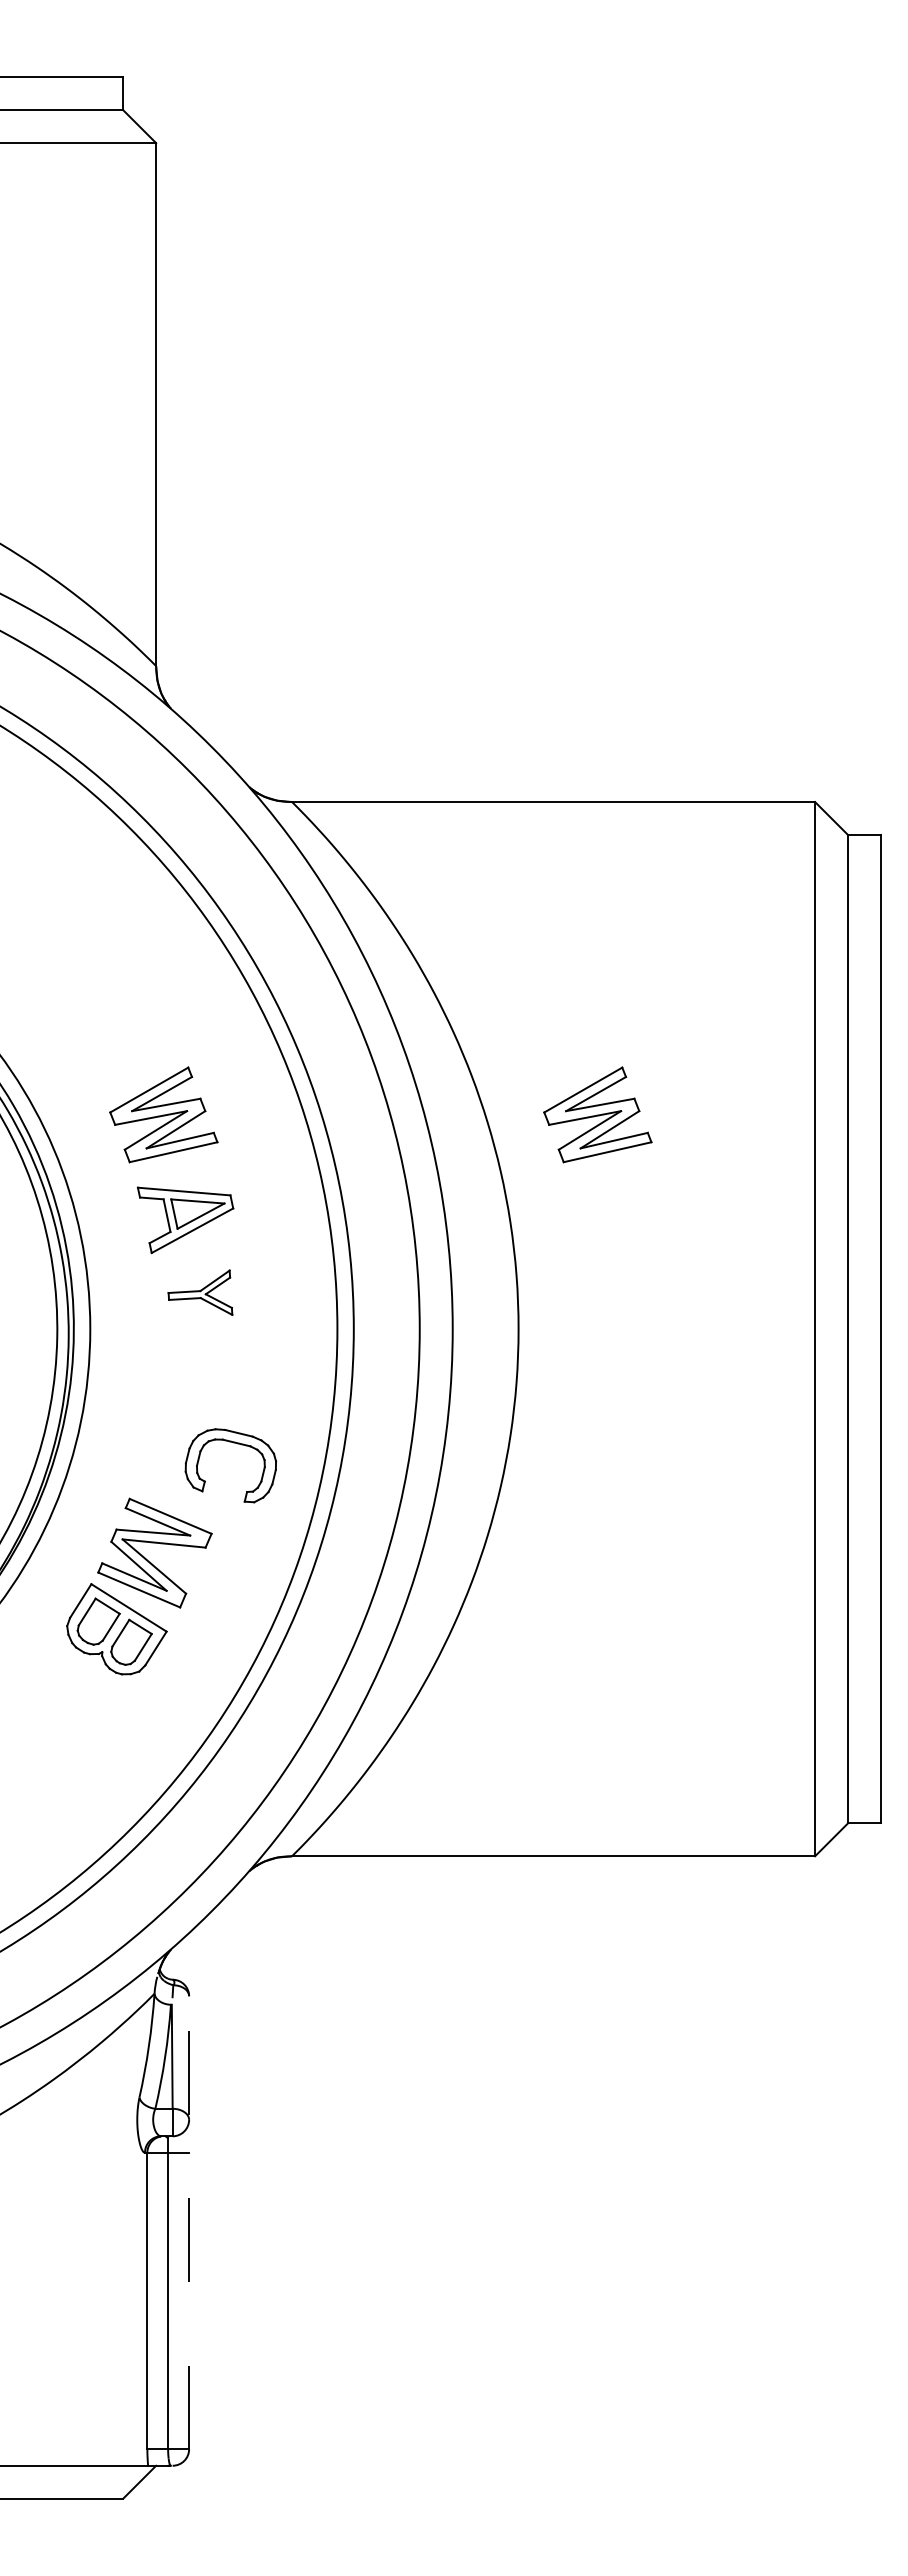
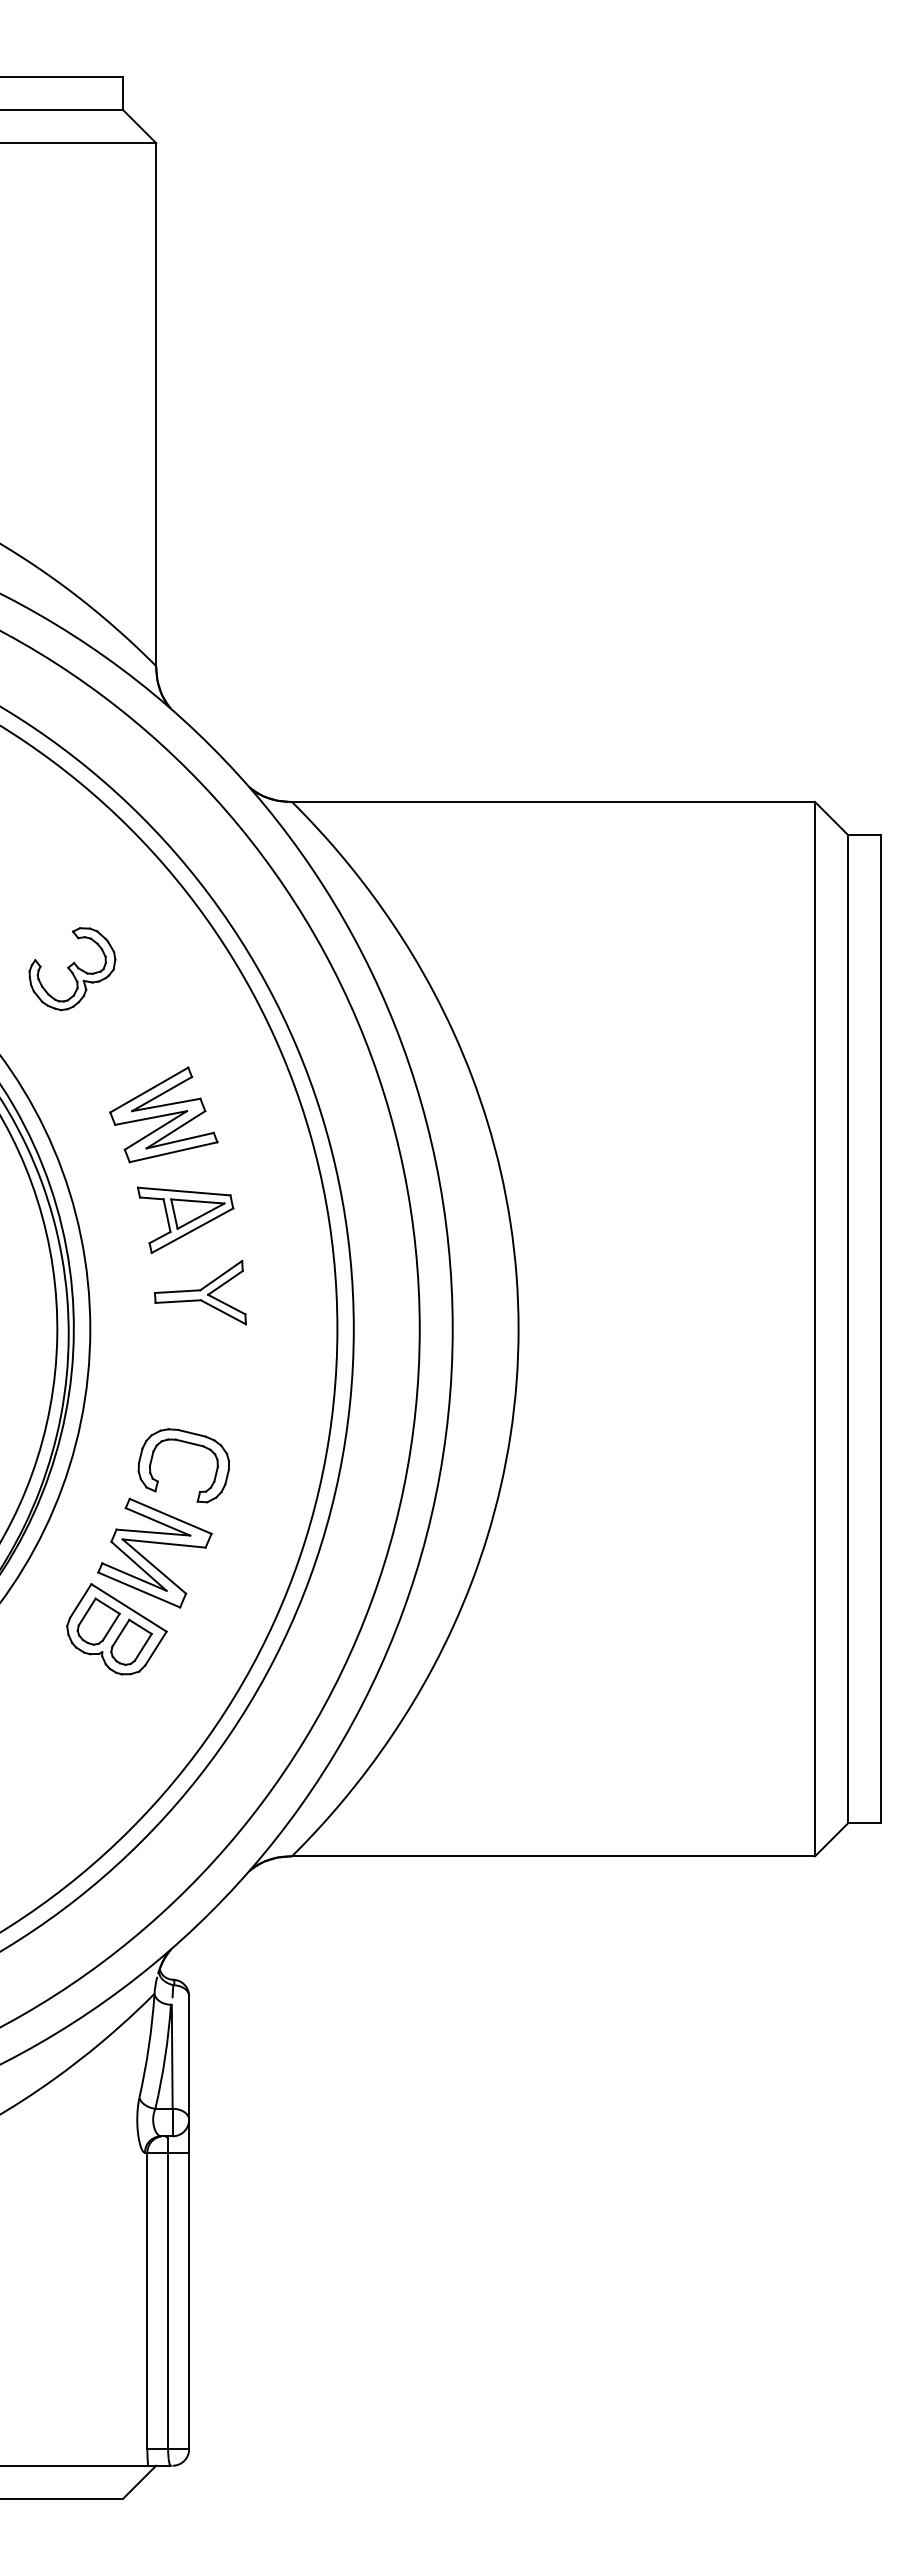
part: none -> present (72, 969)
part: present -> none (597, 1114)
part size: 67x47 px -> 93x66 px (200, 1292)
part position: (237, 1444) -> (190, 1444) (190, 1444)
line: dashed -> solid (189, 2222)
